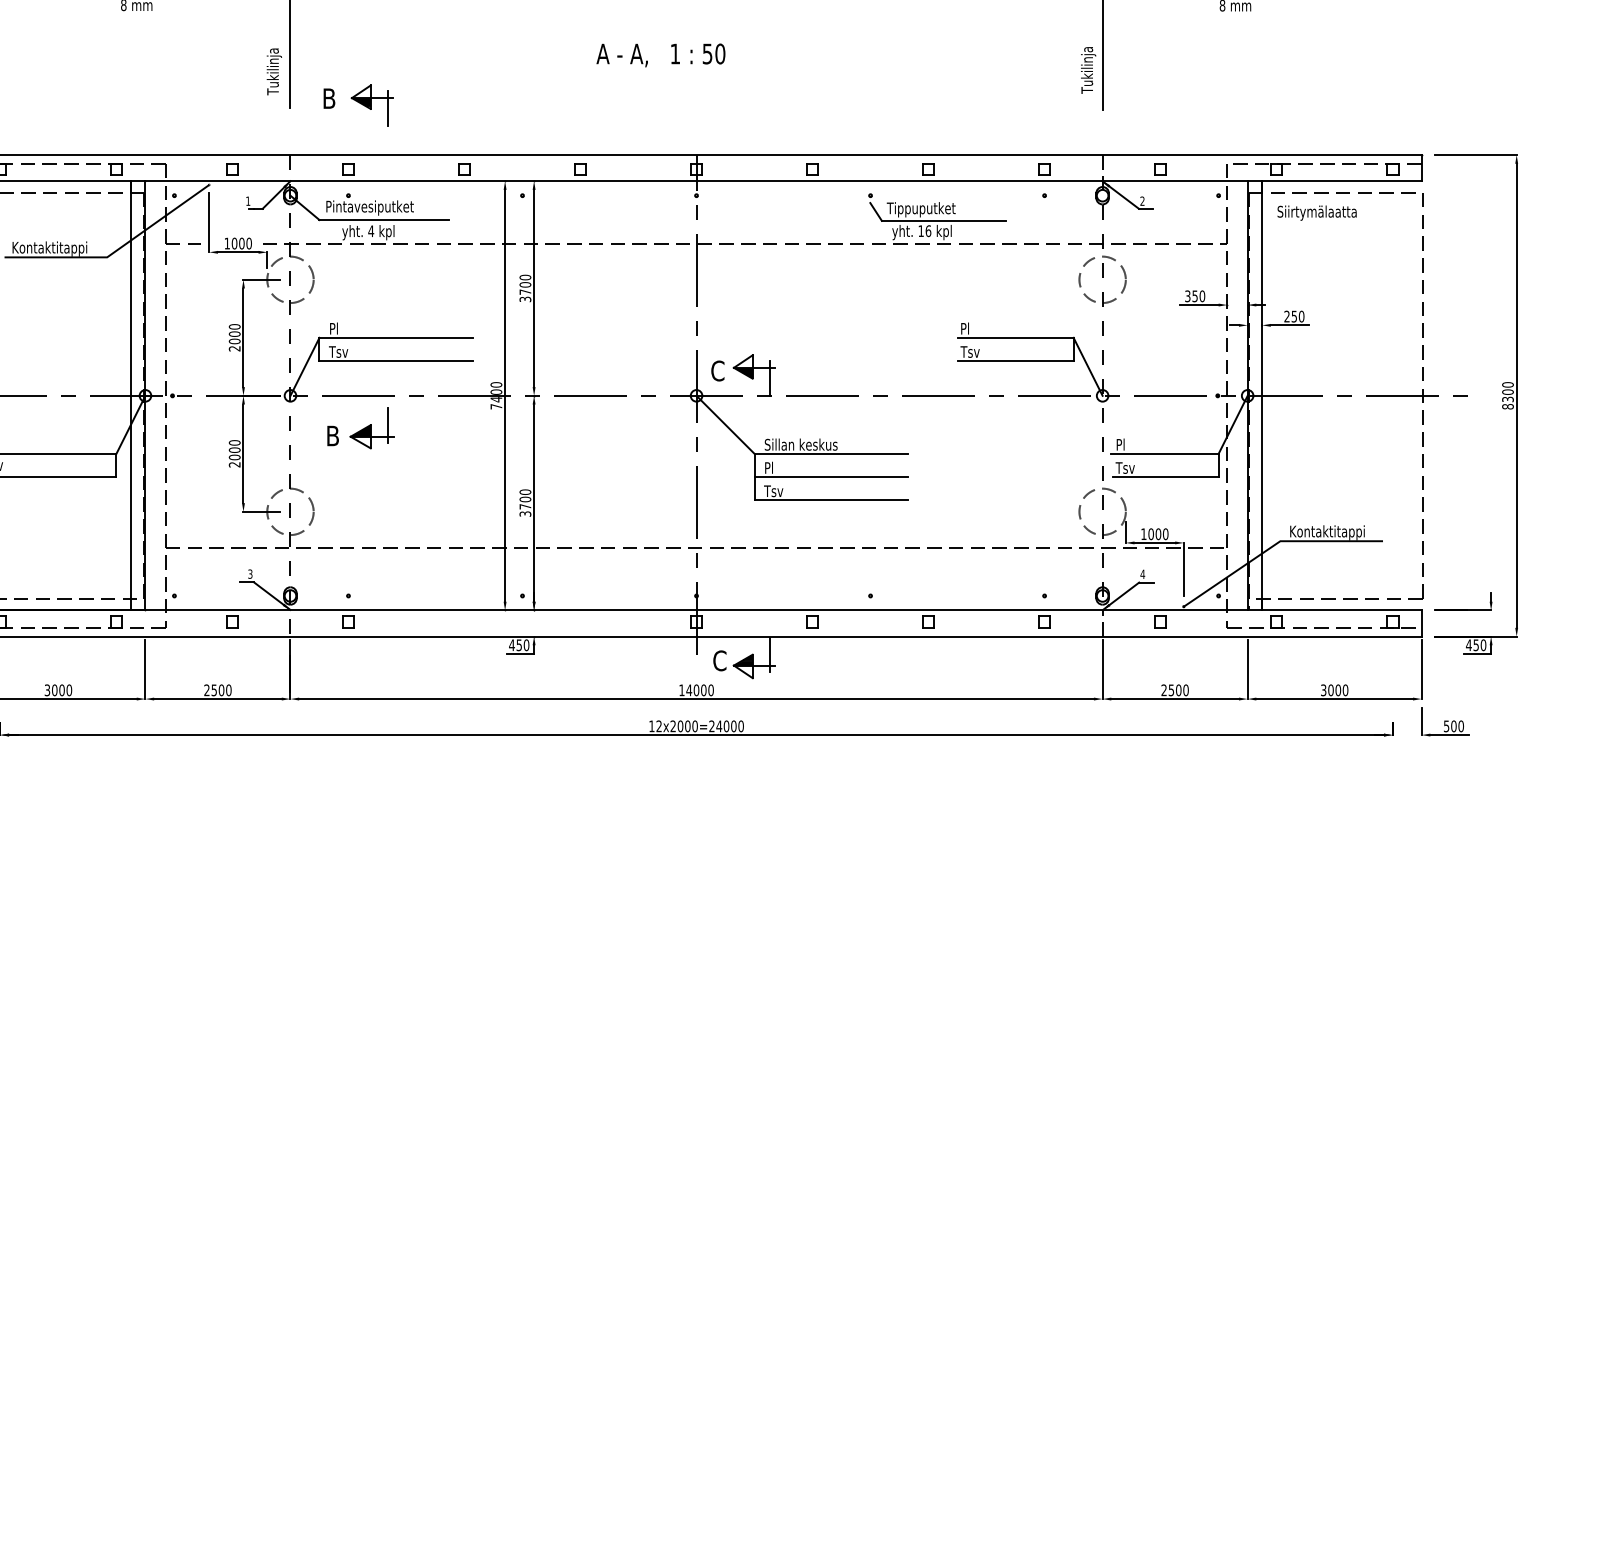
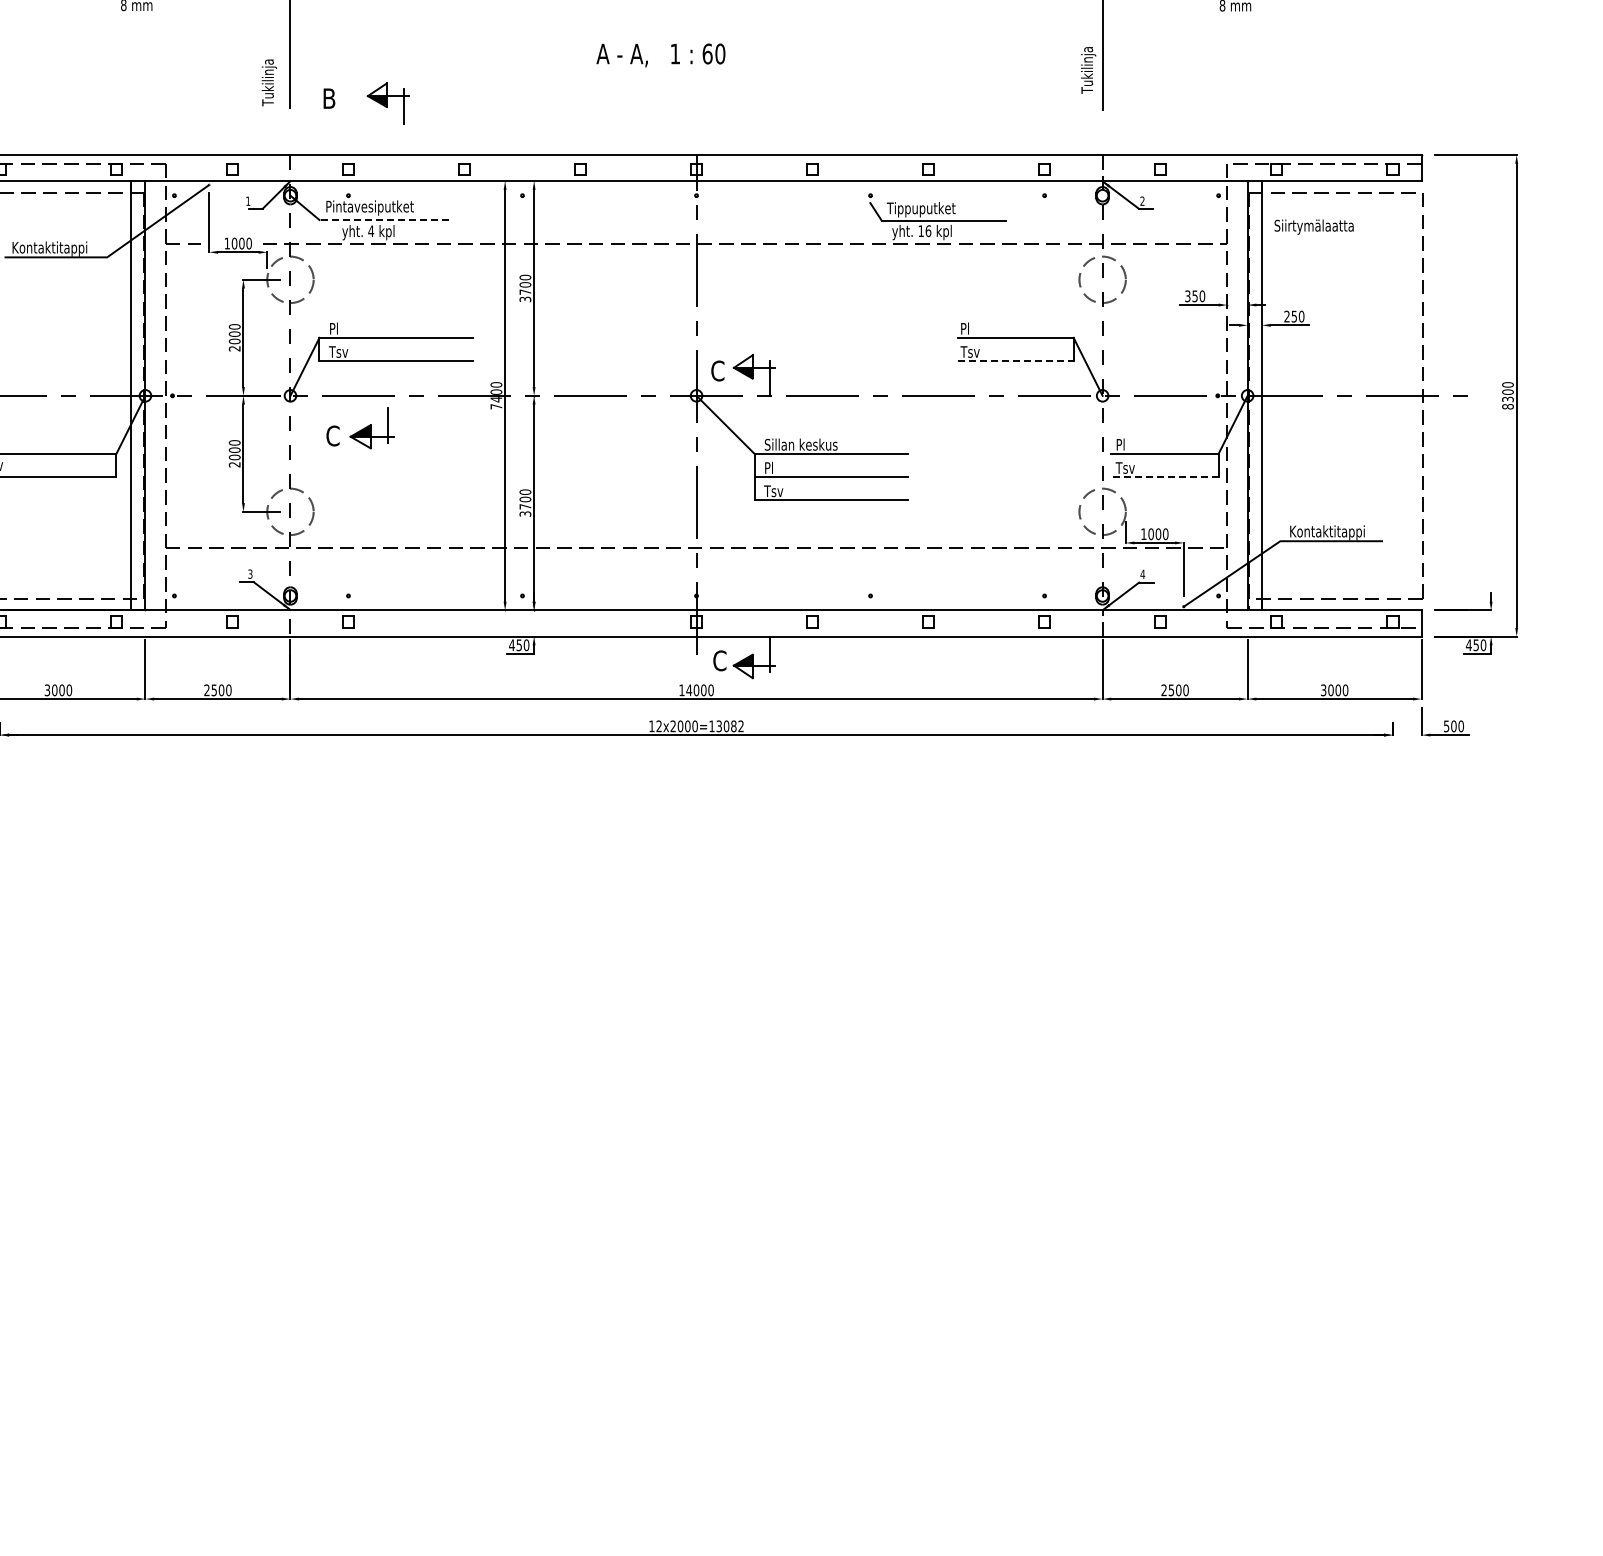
text: 50 -> 60 (707, 53)
text position: (273, 71) -> (268, 82) (268, 82)
part position: (371, 105) -> (387, 103) (387, 103)
text position: (1316, 212) -> (1313, 226) (1313, 226)
line: solid -> dashed (384, 220)
line: solid -> dashed (1015, 361)
text: B -> C (332, 435)
line: solid -> dashed (1166, 477)
text: 12x2000=24000 -> 12x2000=13082 (726, 726)
